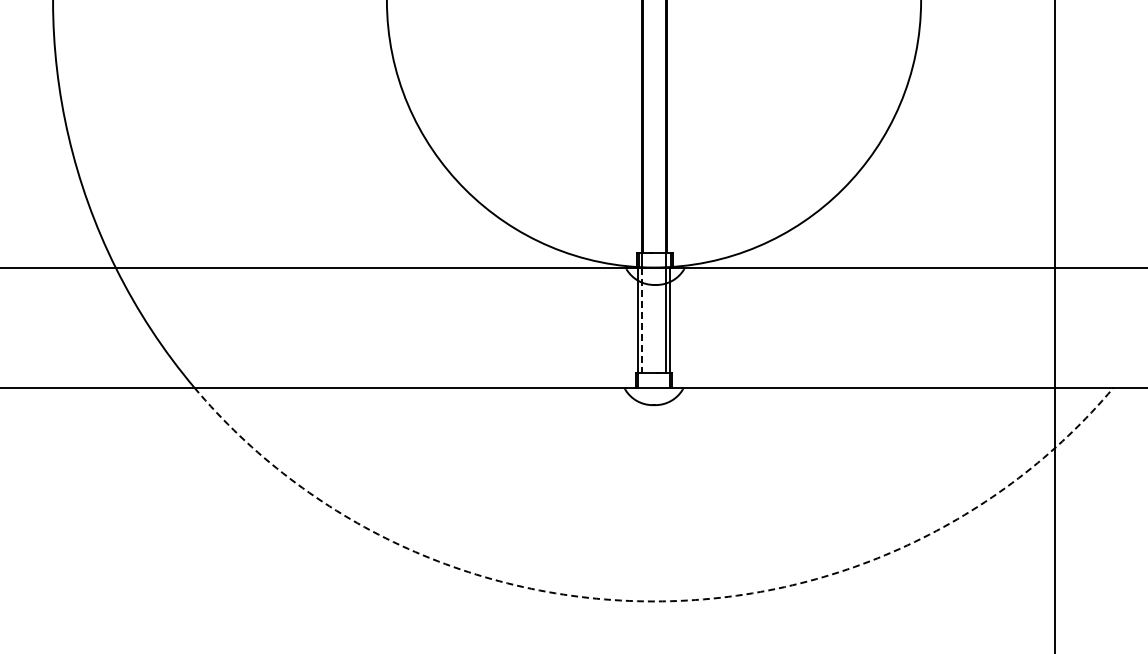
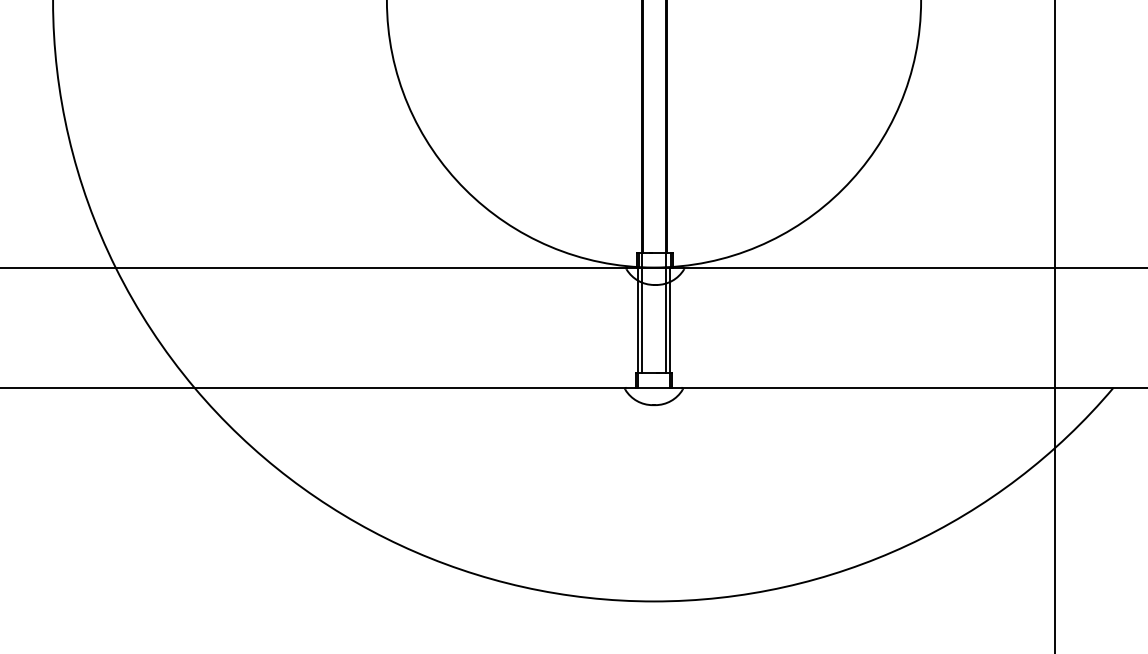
line: dashed -> solid (642, 320)
arc: dashed -> solid (654, 601)
